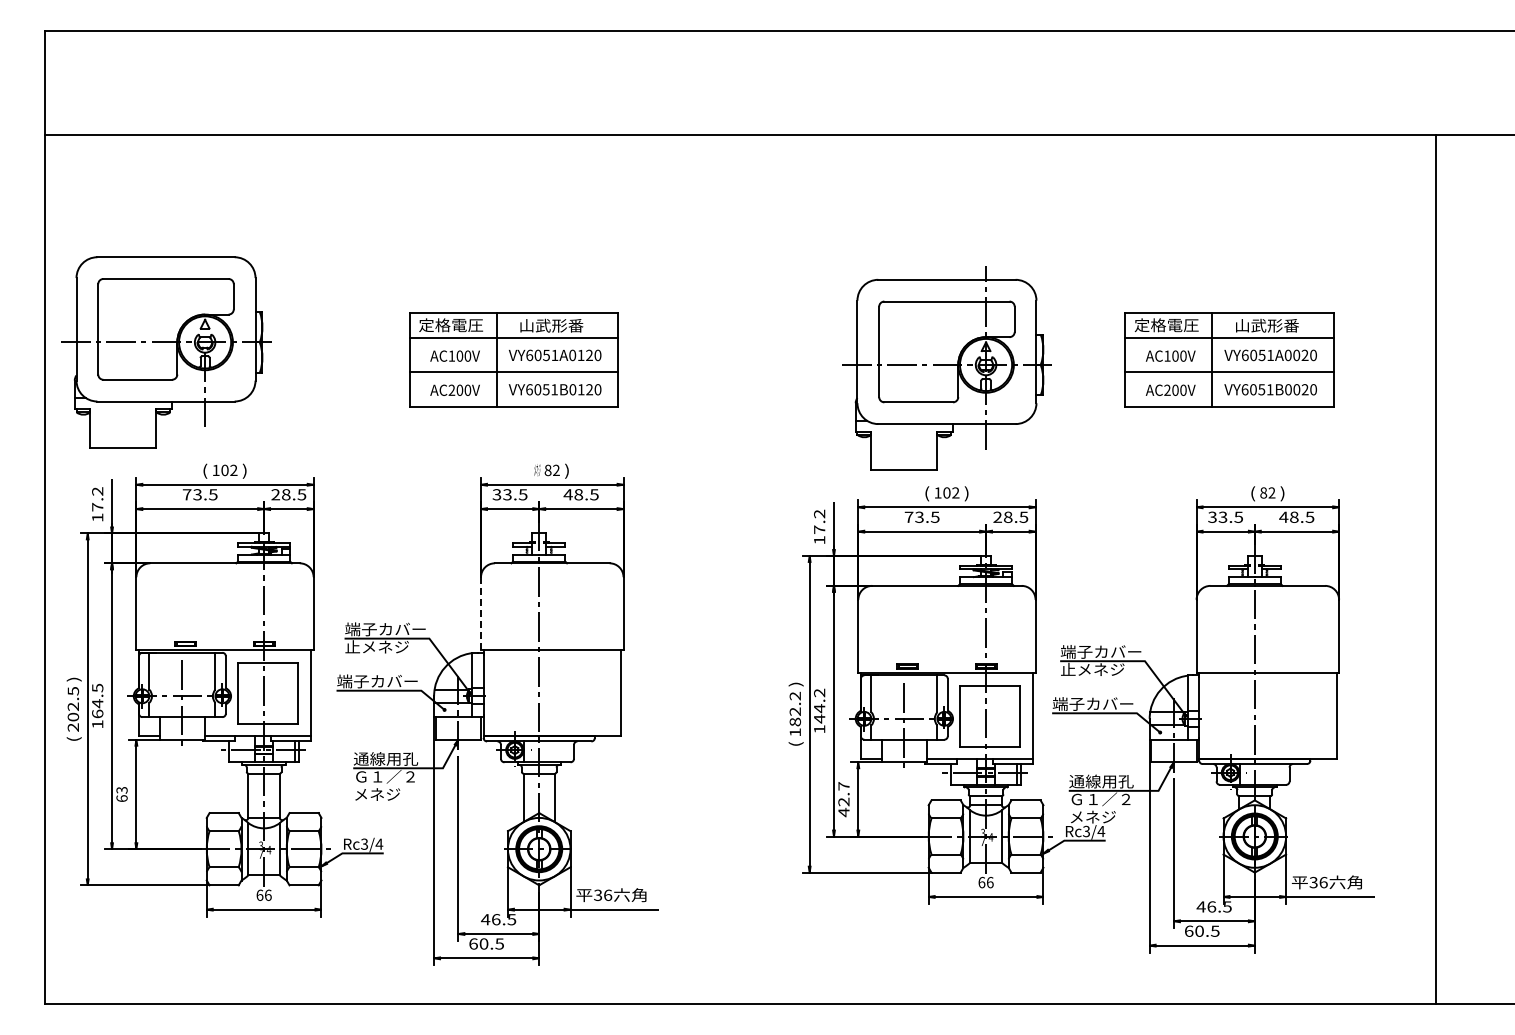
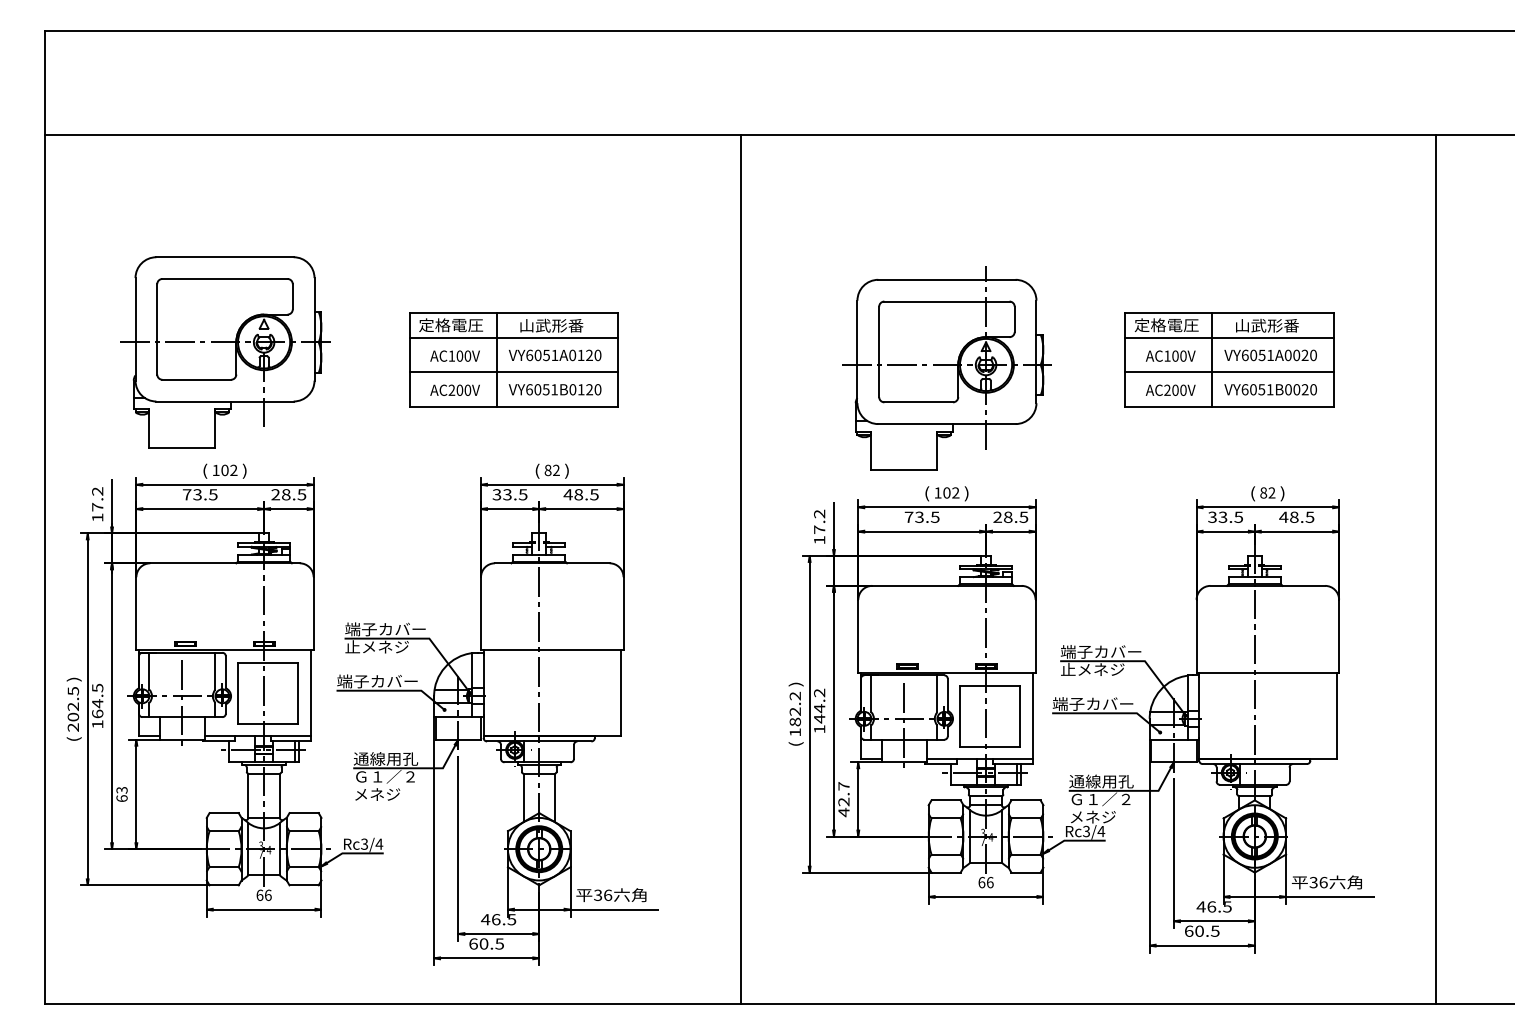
part position: (166, 352) -> (225, 352) (225, 352)
text: メネジ -> ( (537, 470)
line: none -> present (740, 569)
line: dashed -> solid (481, 614)
